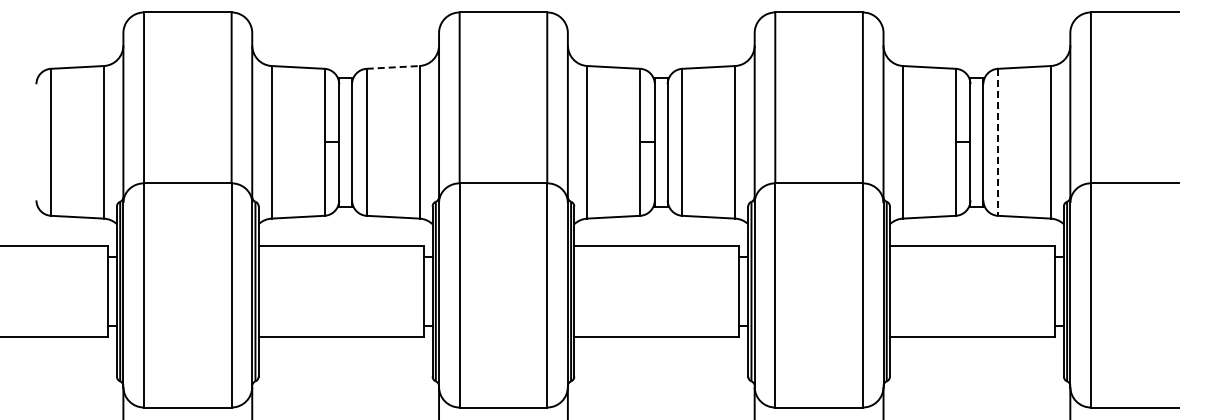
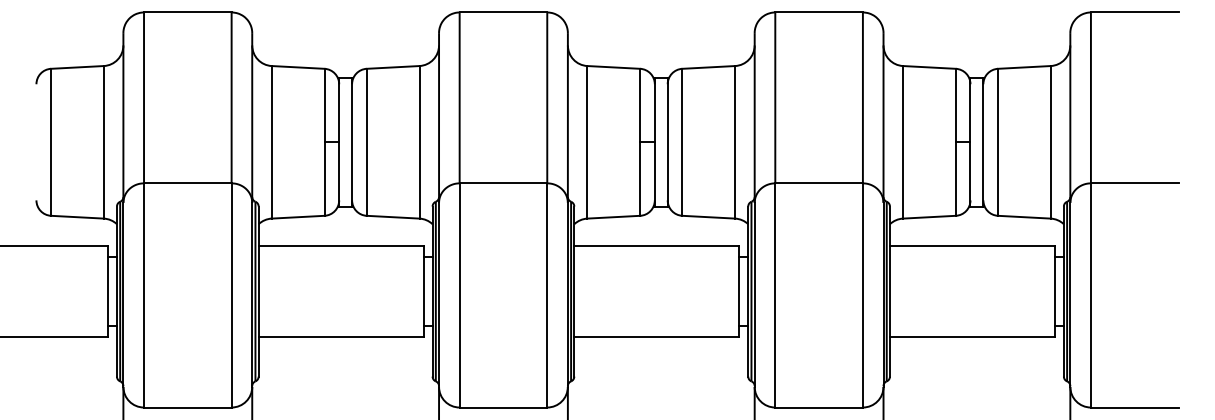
line: dashed -> solid (393, 67)
line: dashed -> solid (998, 142)
